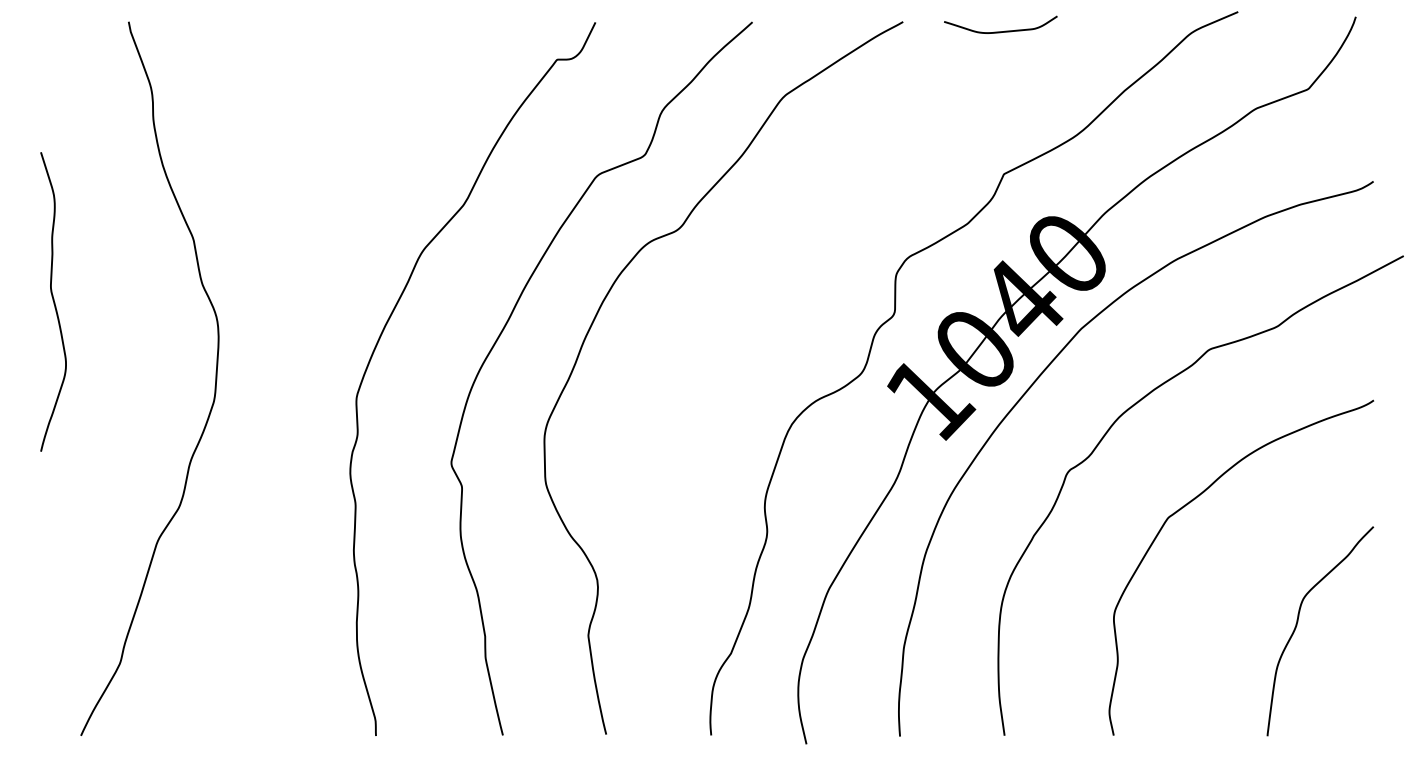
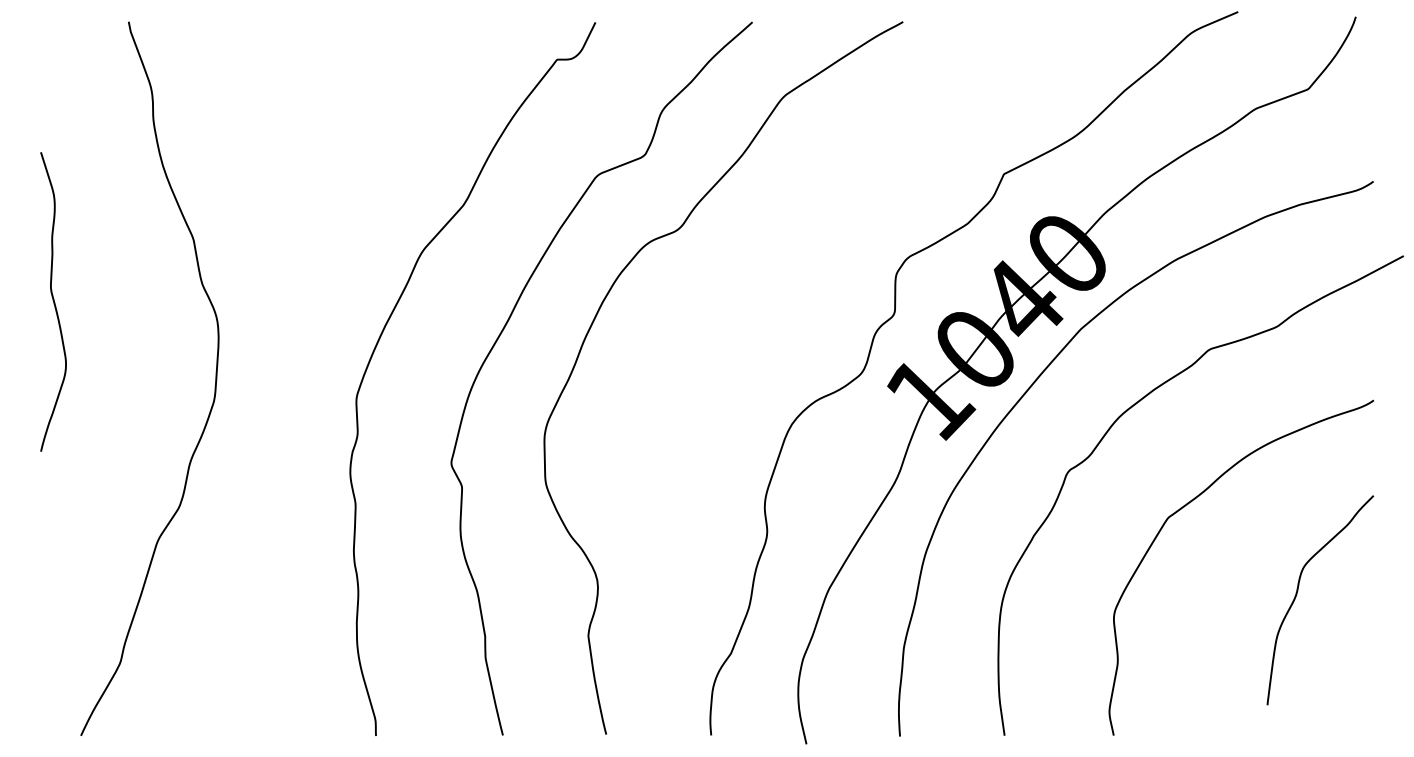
curve: present -> none (1000, 31)
curve position: (1298, 622) -> (1298, 591) (1298, 591)
